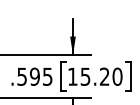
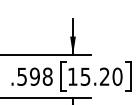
text: .595 -> .598 (47, 76)
